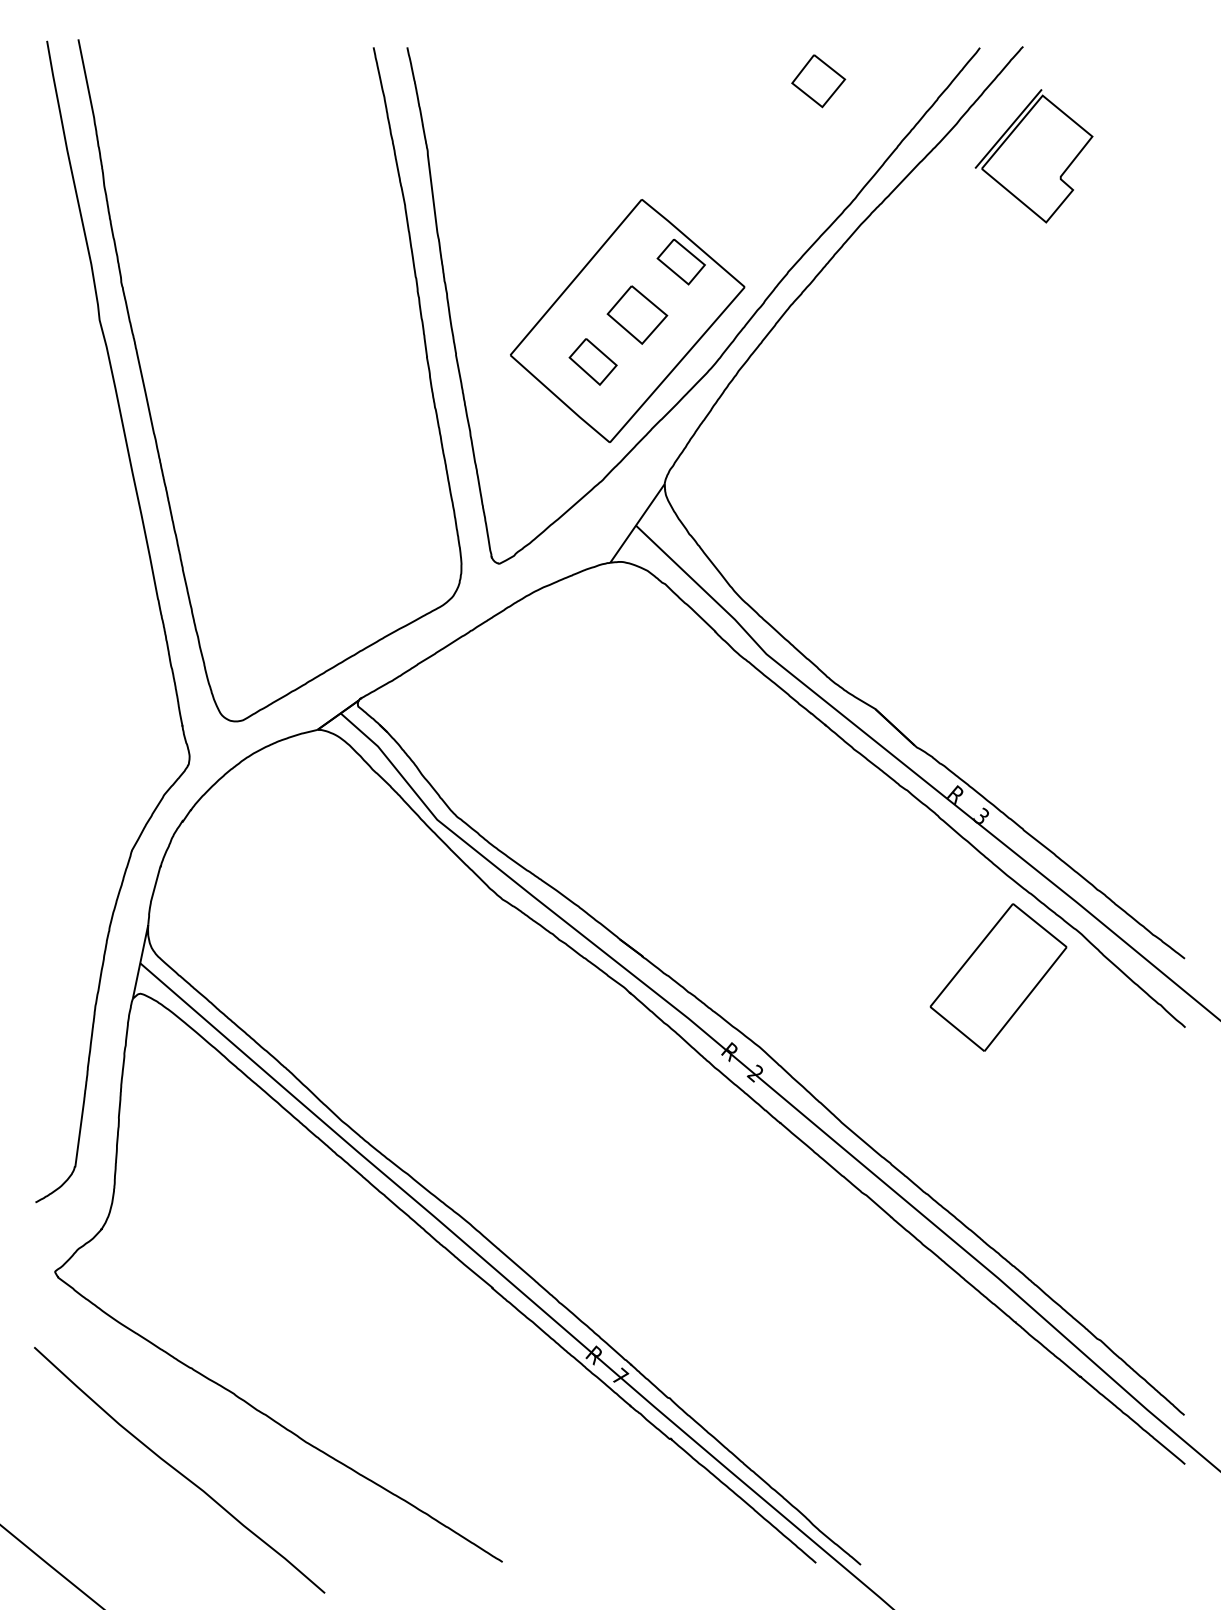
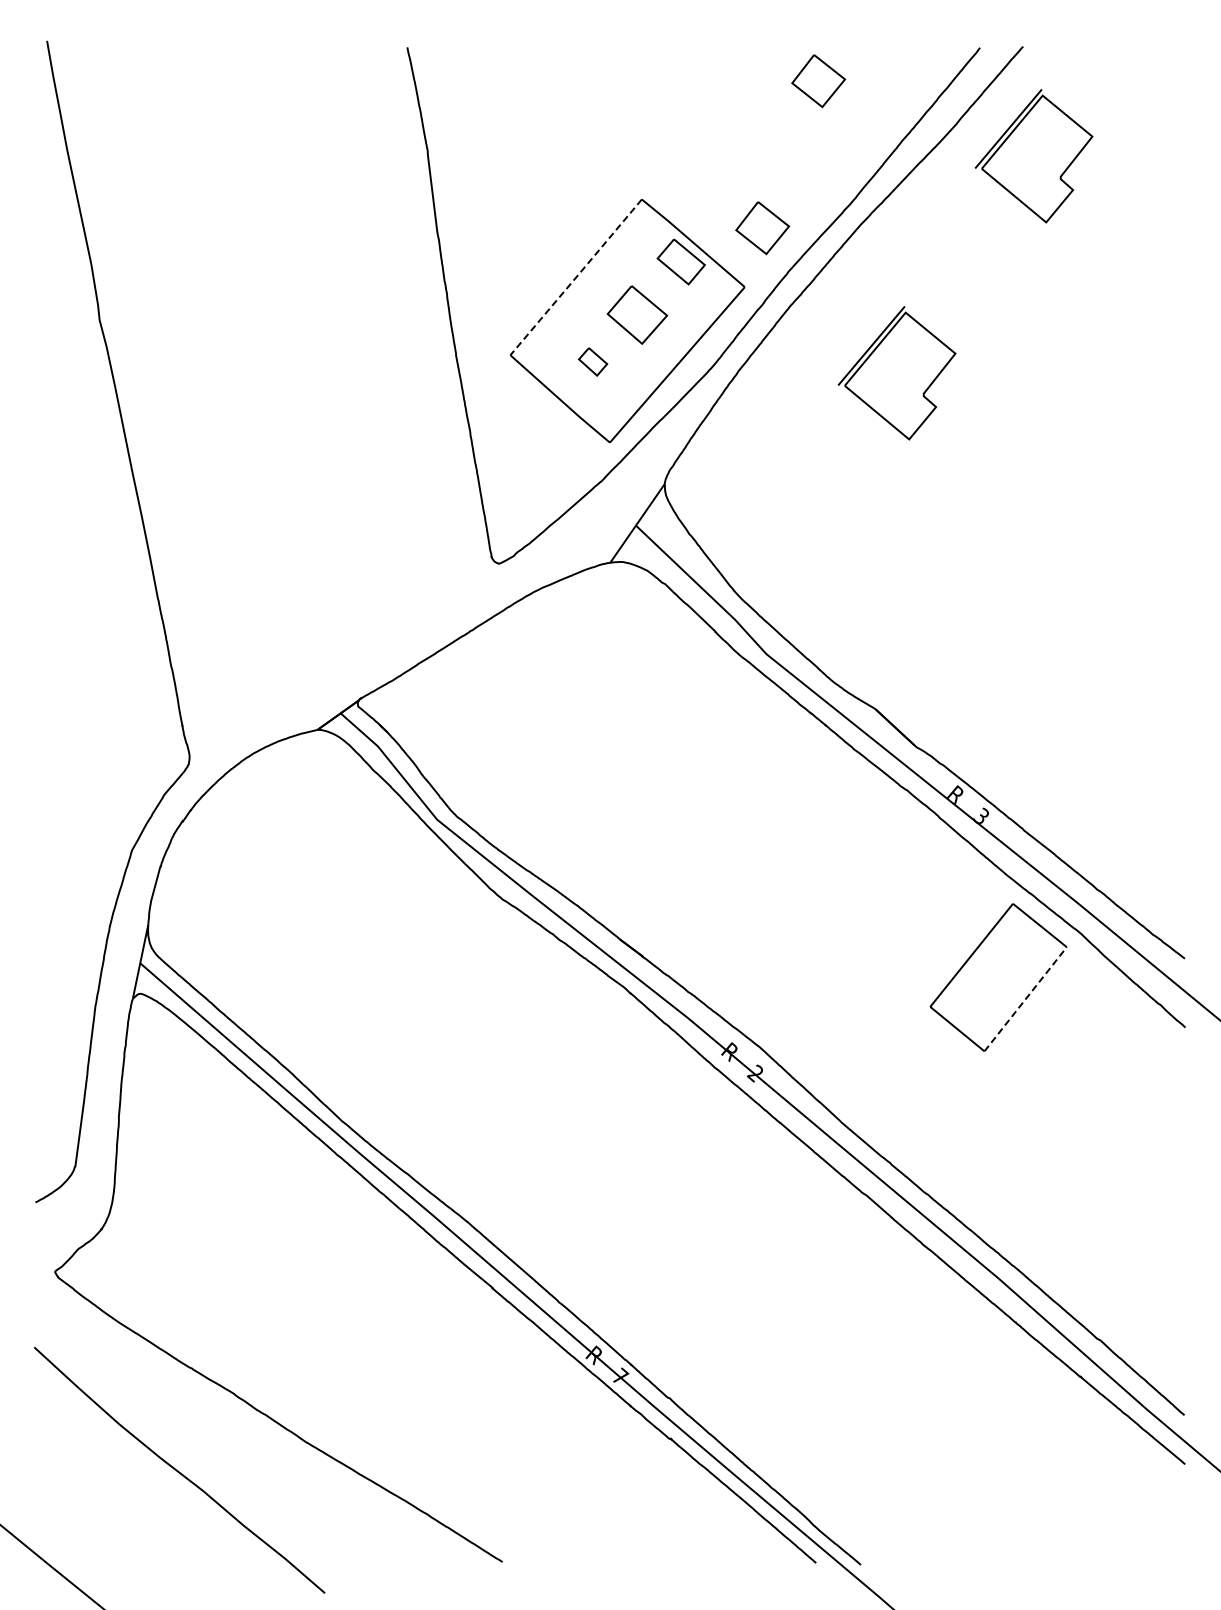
part: none -> present (762, 228)
line: solid -> dashed (576, 277)
part size: 50x48 px -> 31x30 px (593, 361)
part: none -> present (896, 373)
curve: present -> none (149, 405)
line: solid -> dashed (1025, 998)
